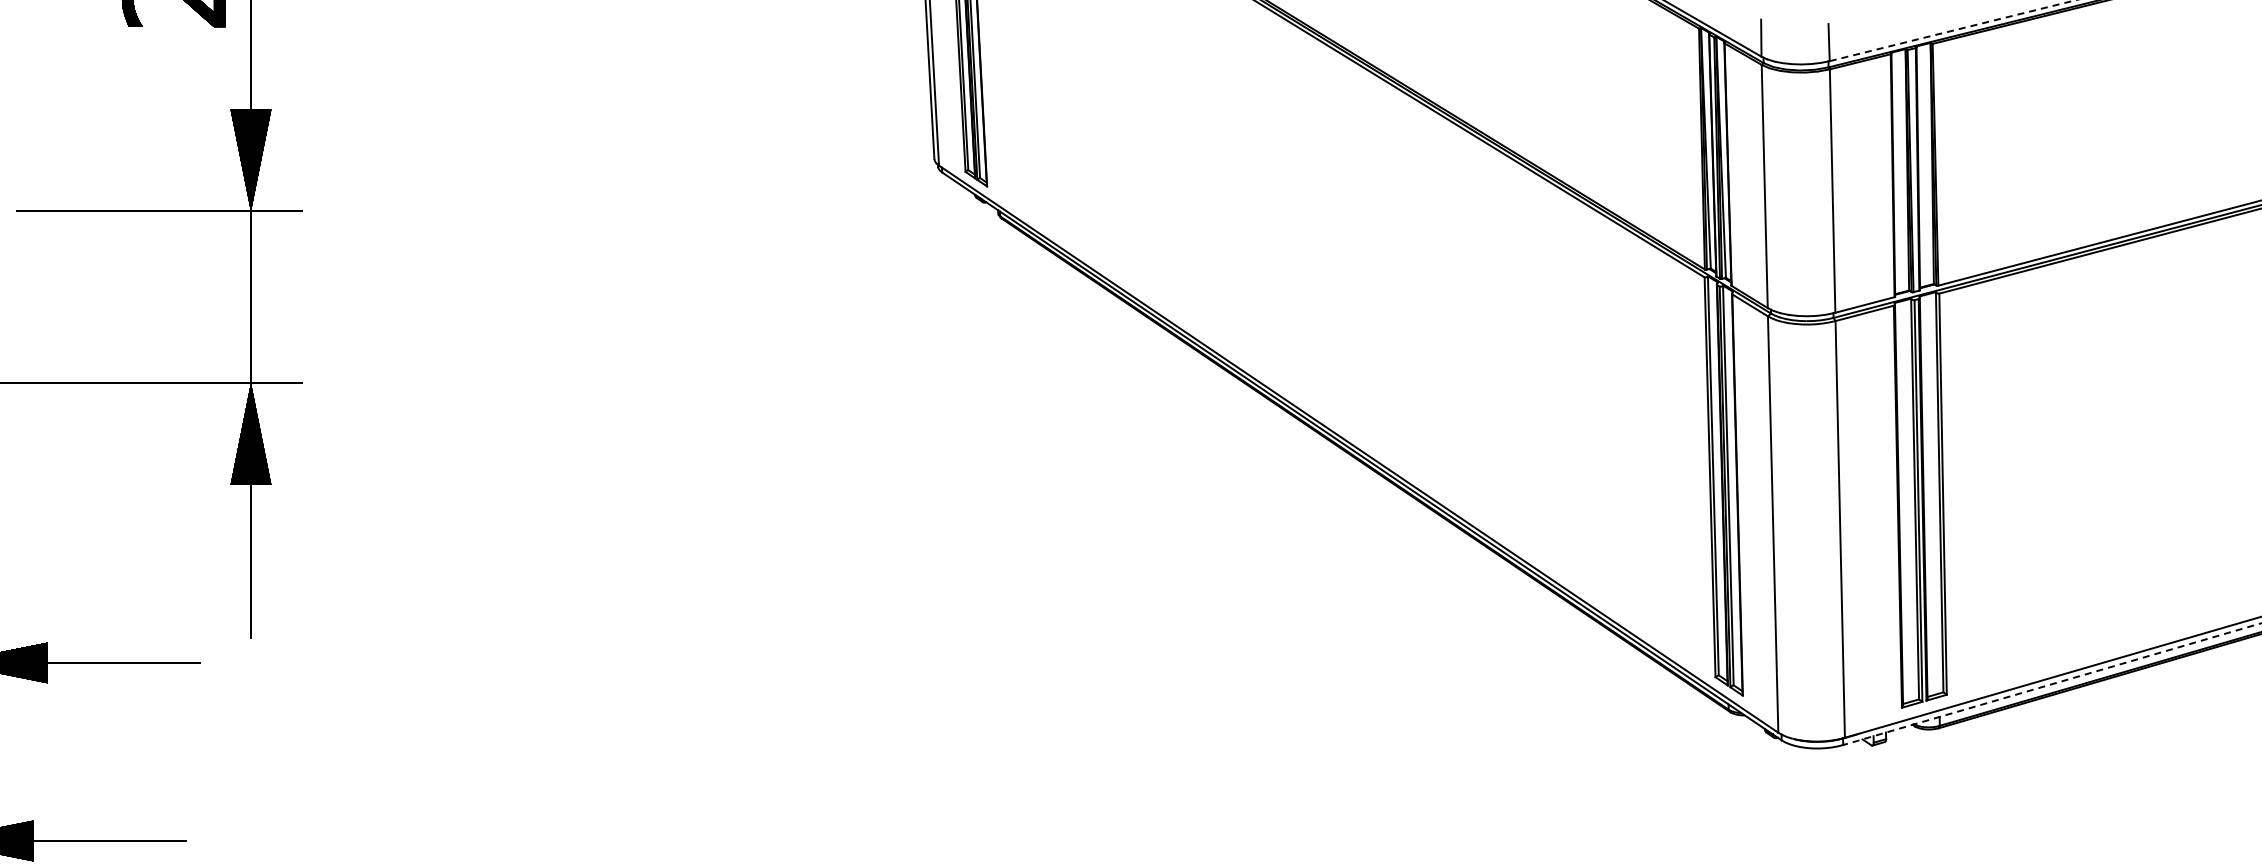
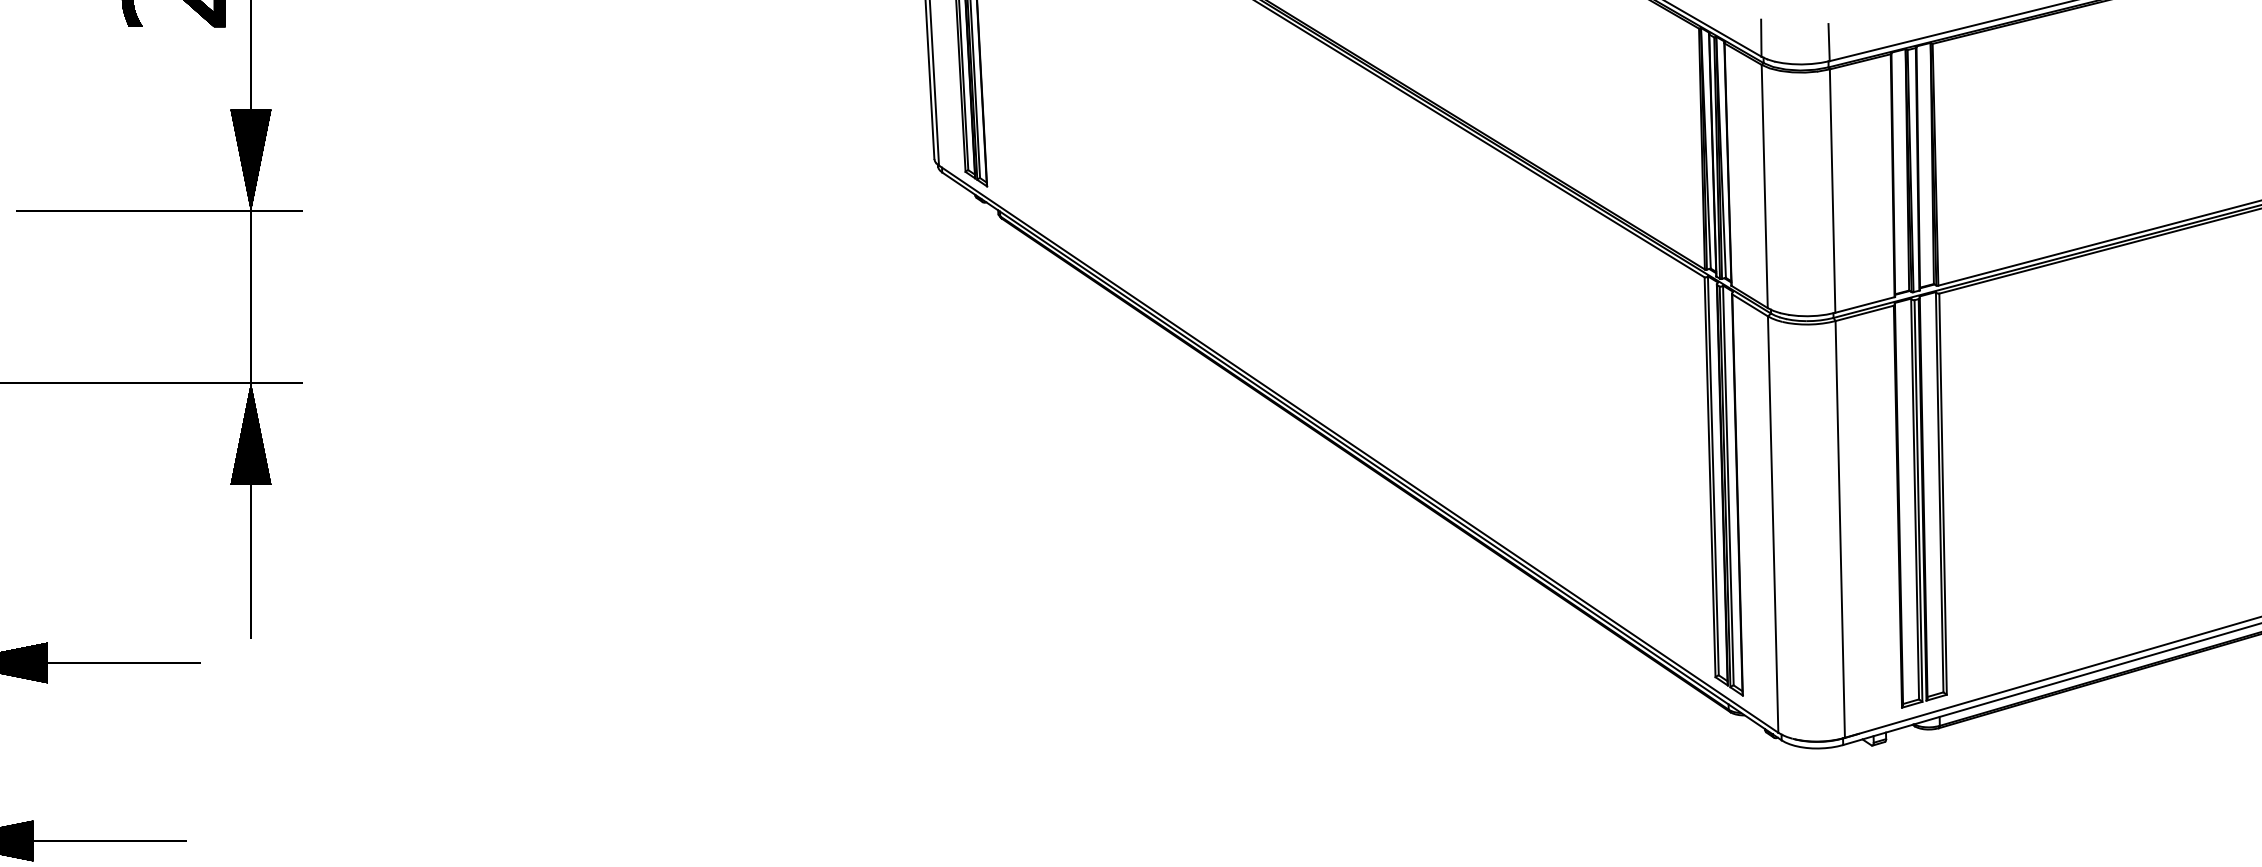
line: dashed -> solid (1952, 30)
line: dashed -> solid (2052, 684)
